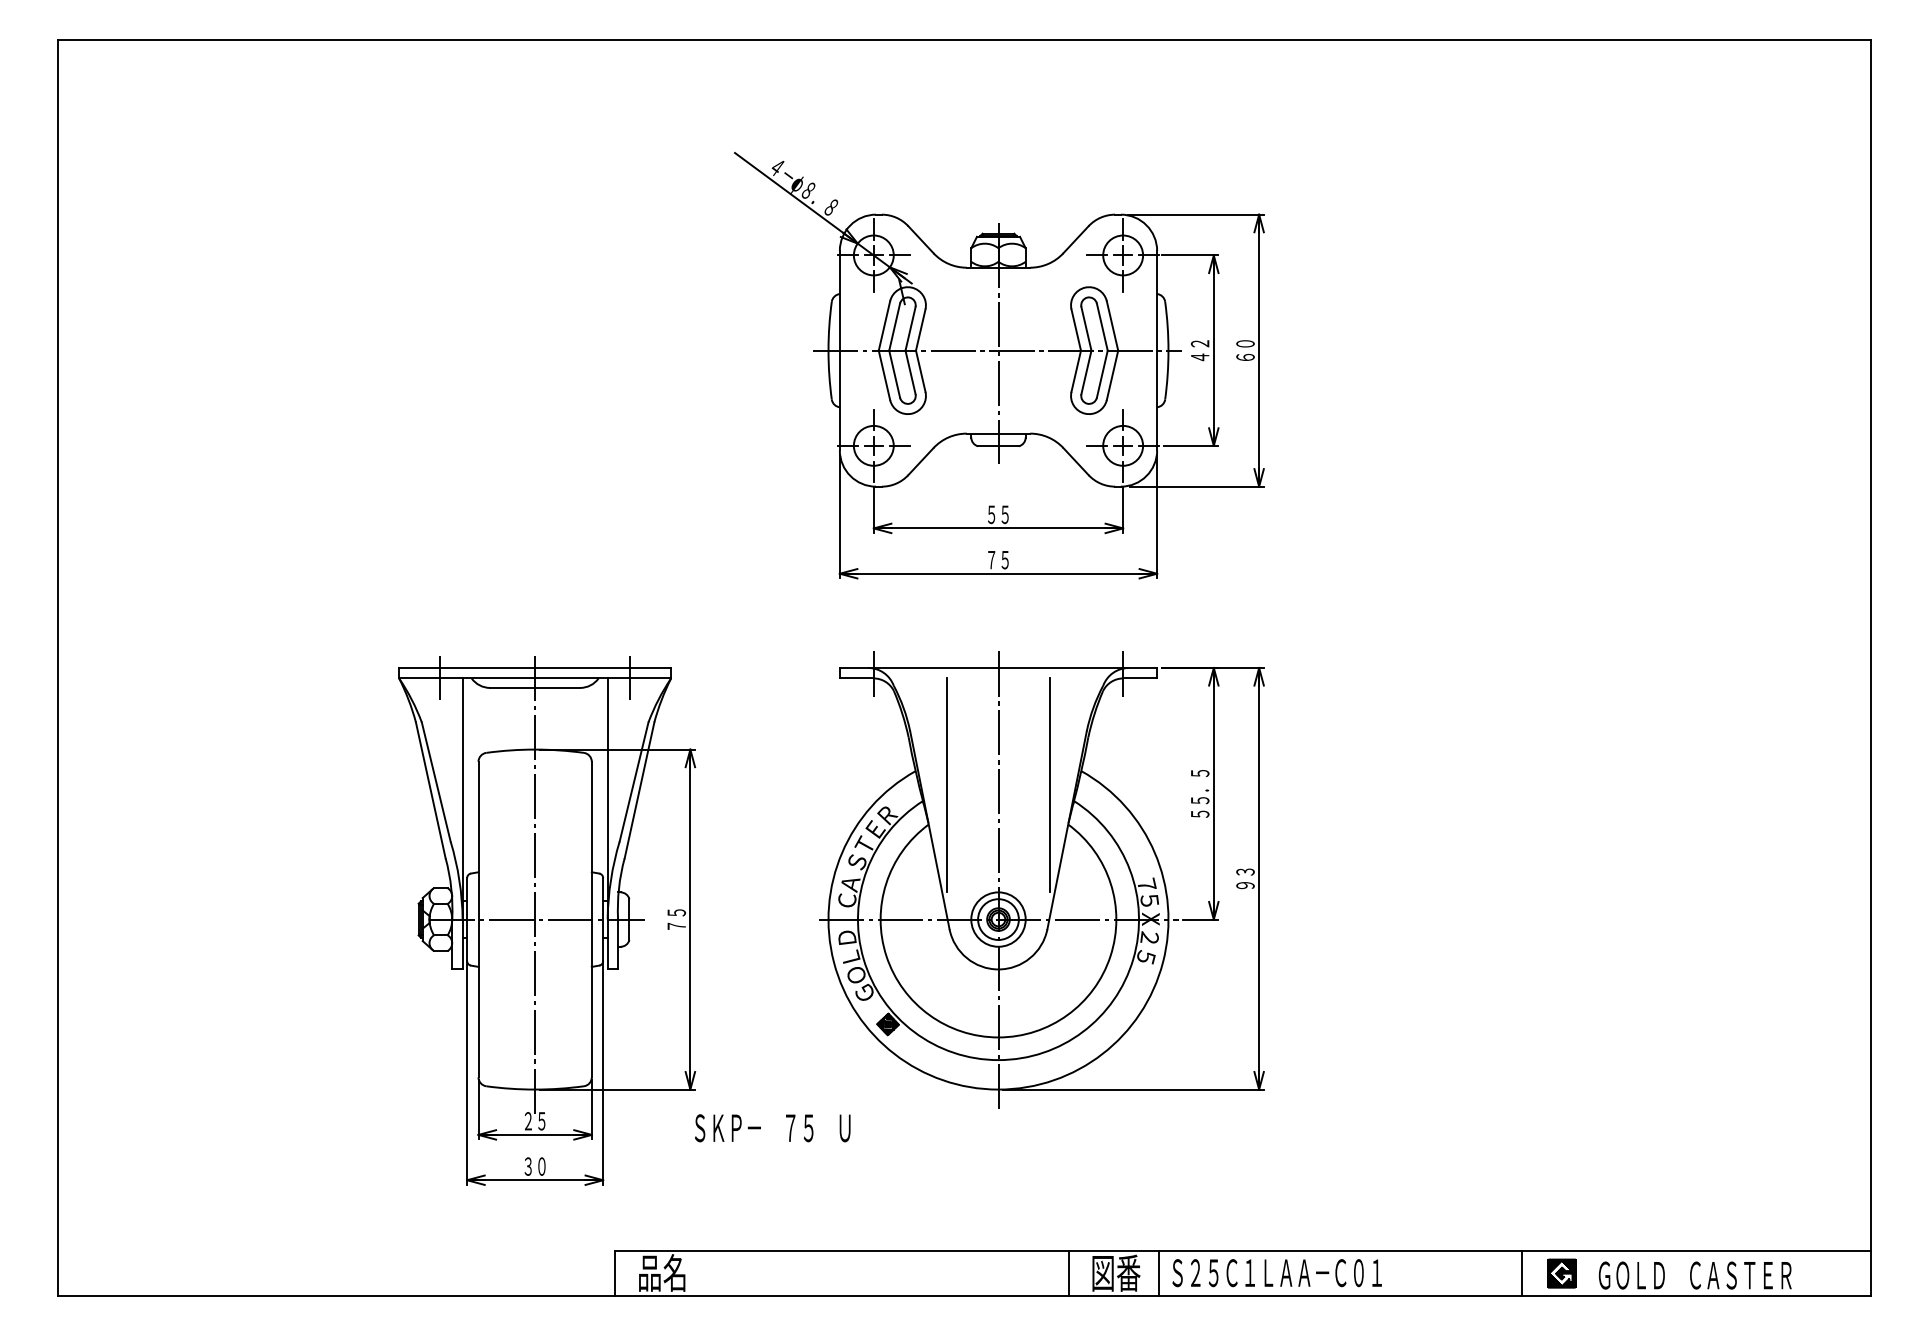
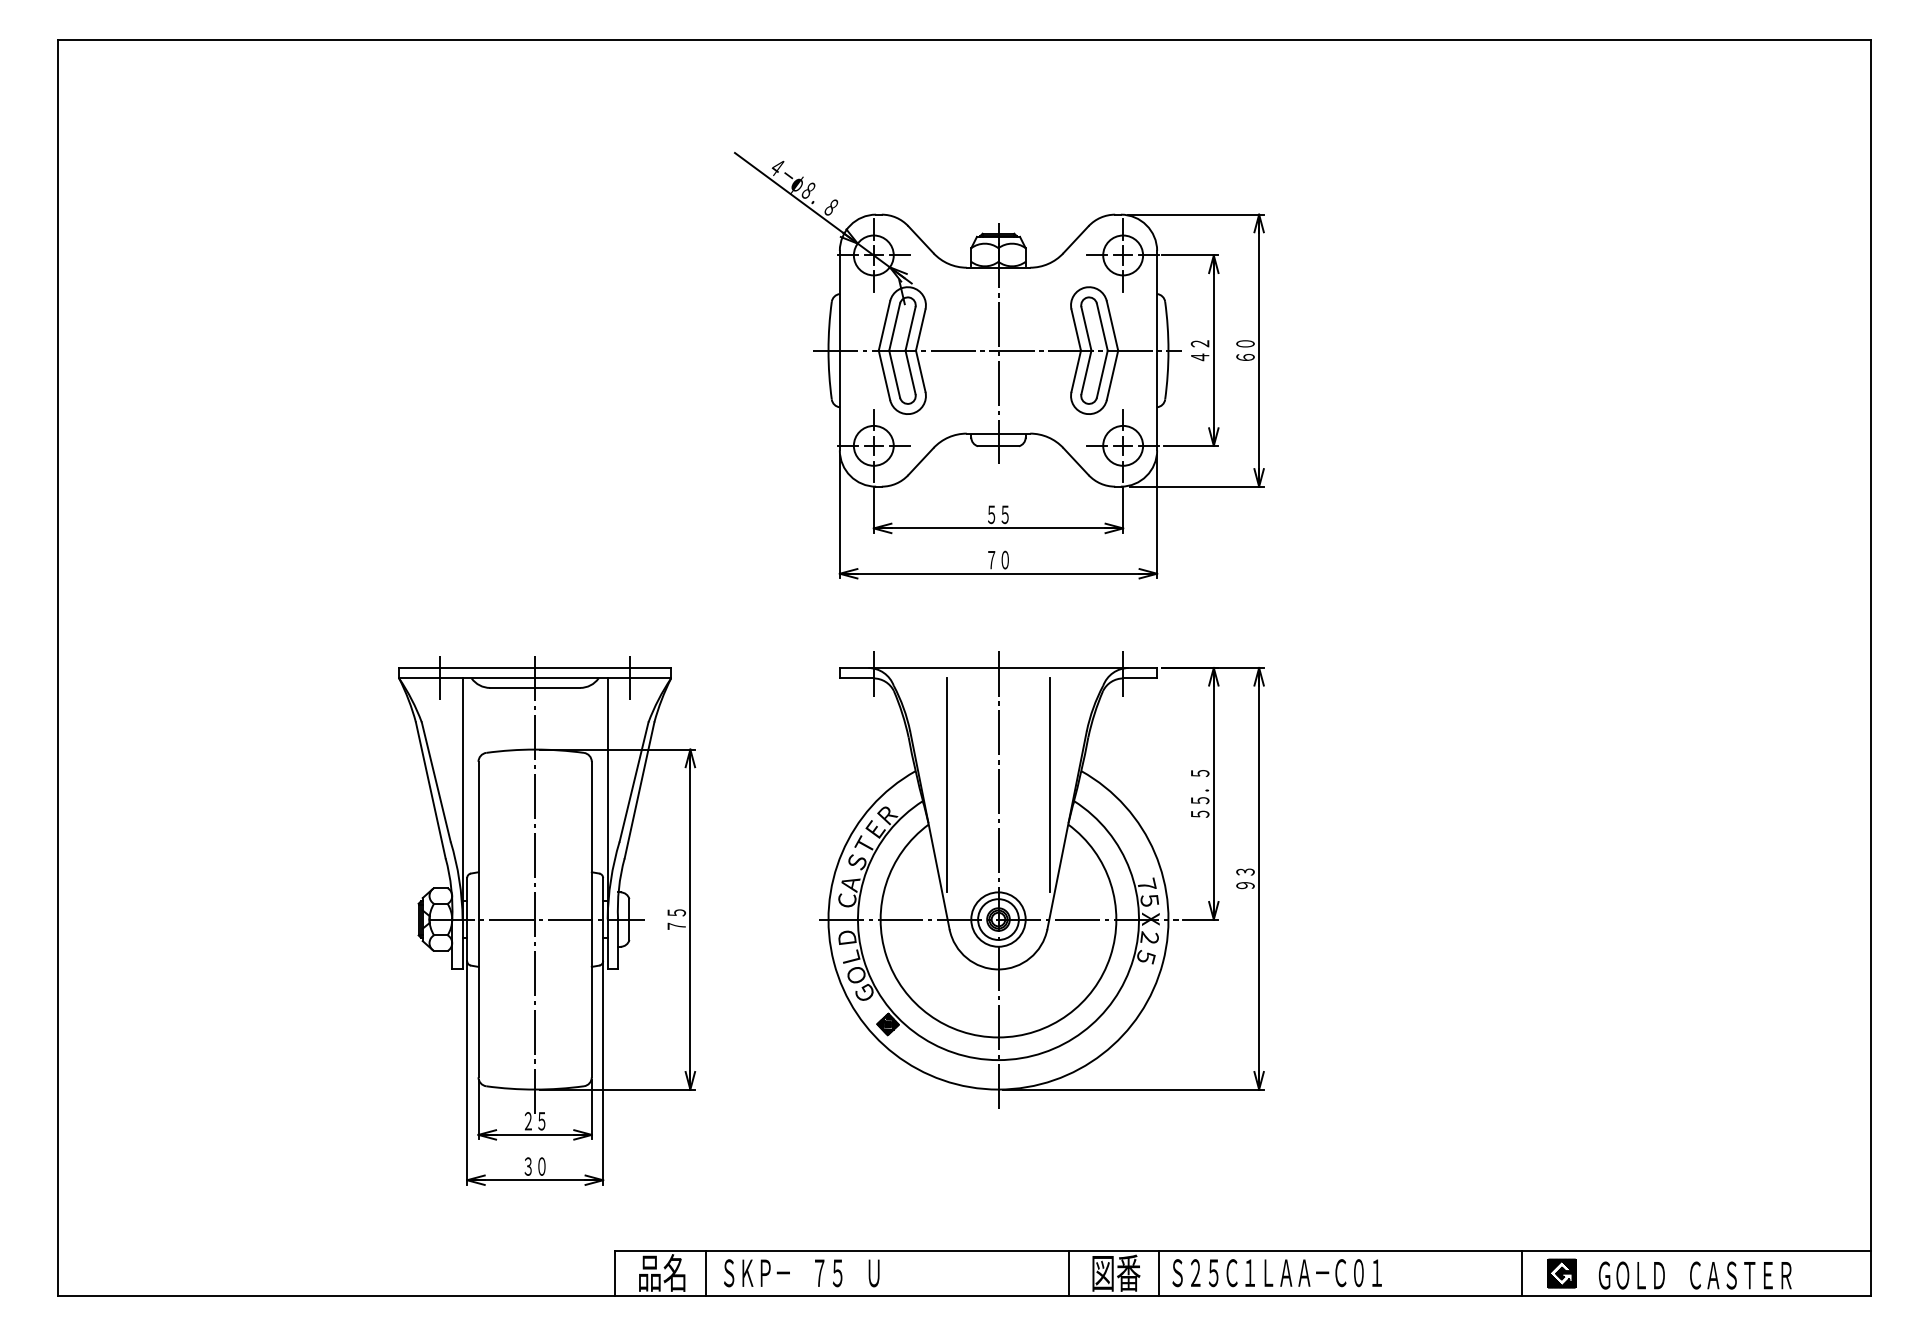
text: ７５ -> ７０ (1004, 559)
text position: (772, 1128) -> (801, 1273) (801, 1273)
line: none -> present (706, 1272)
